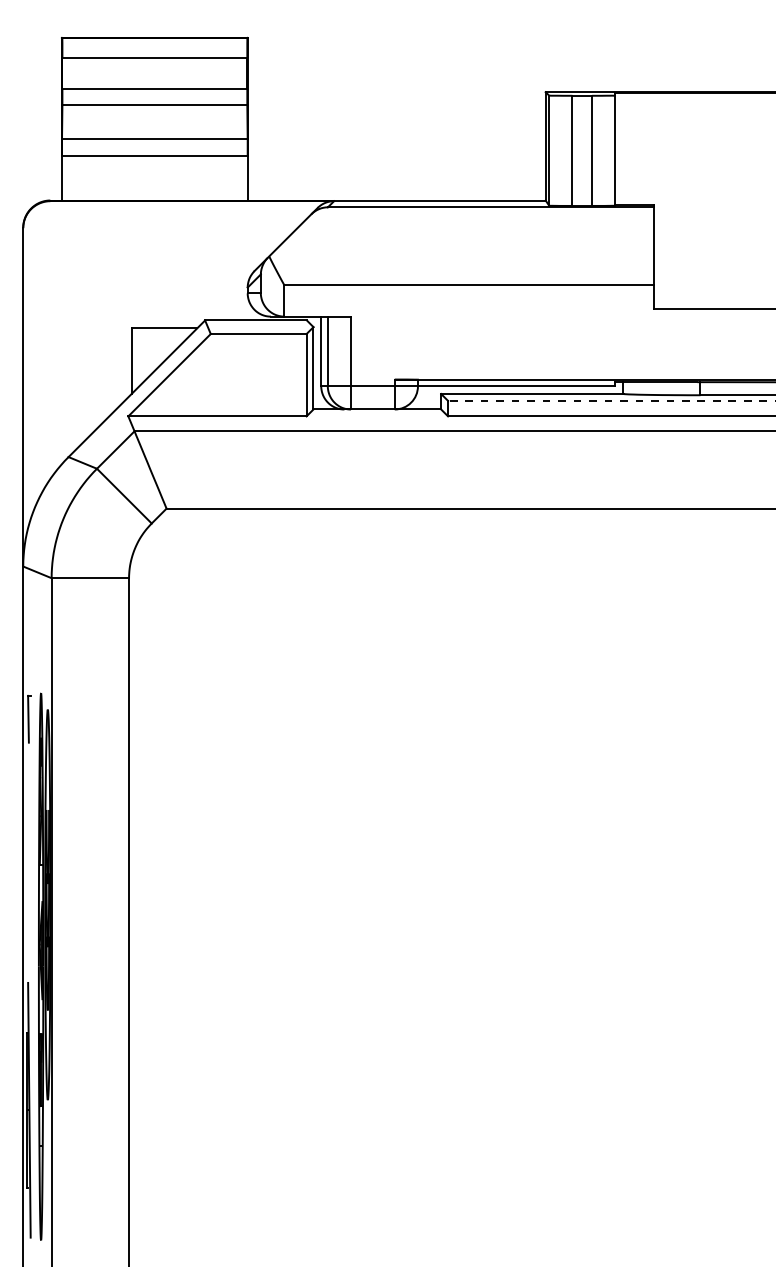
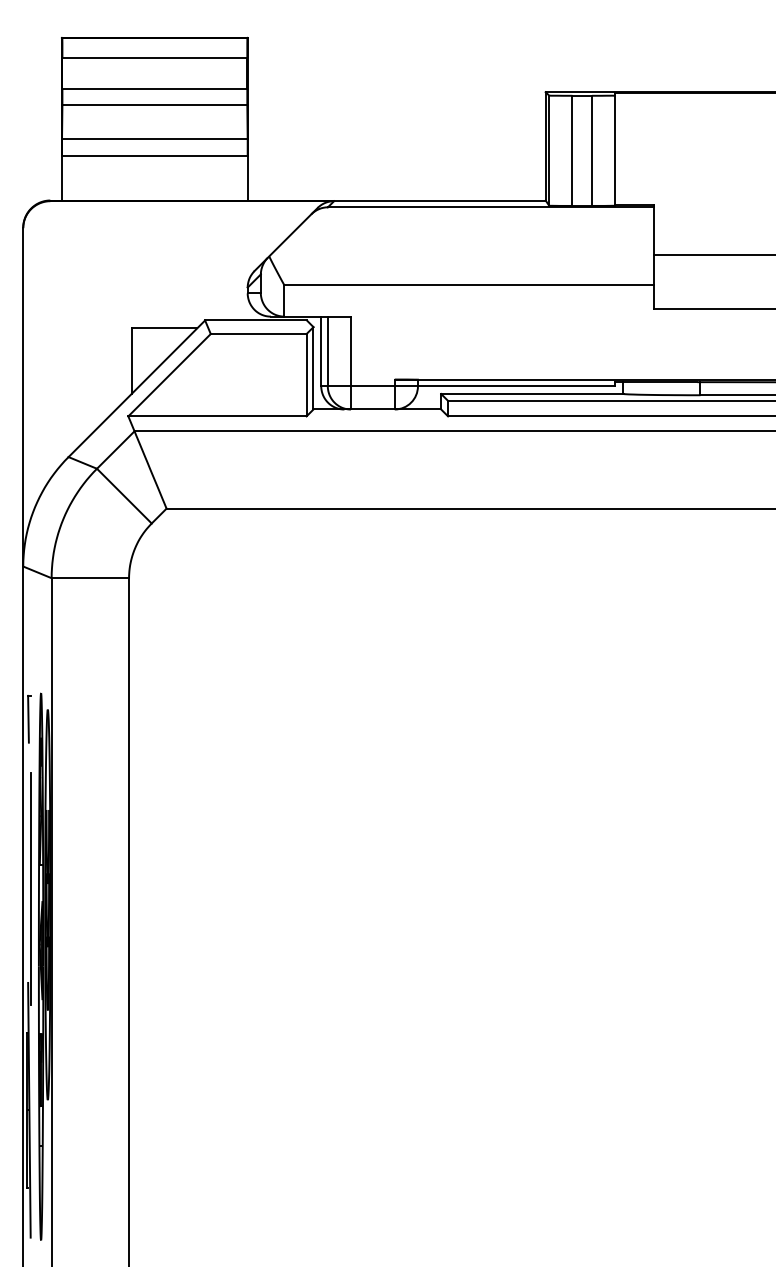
line: none -> present (713, 254)
line: dashed -> solid (611, 400)
line: none -> present (30, 889)
